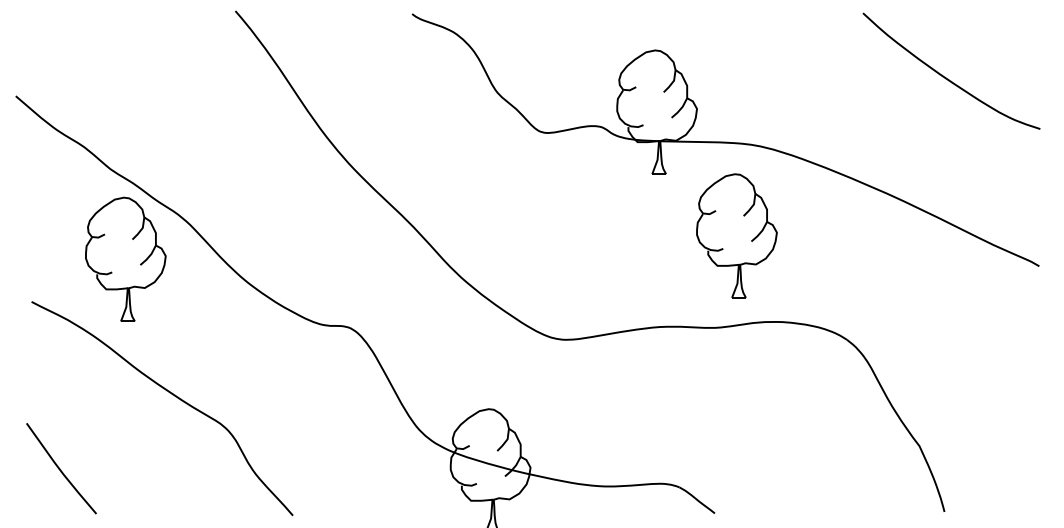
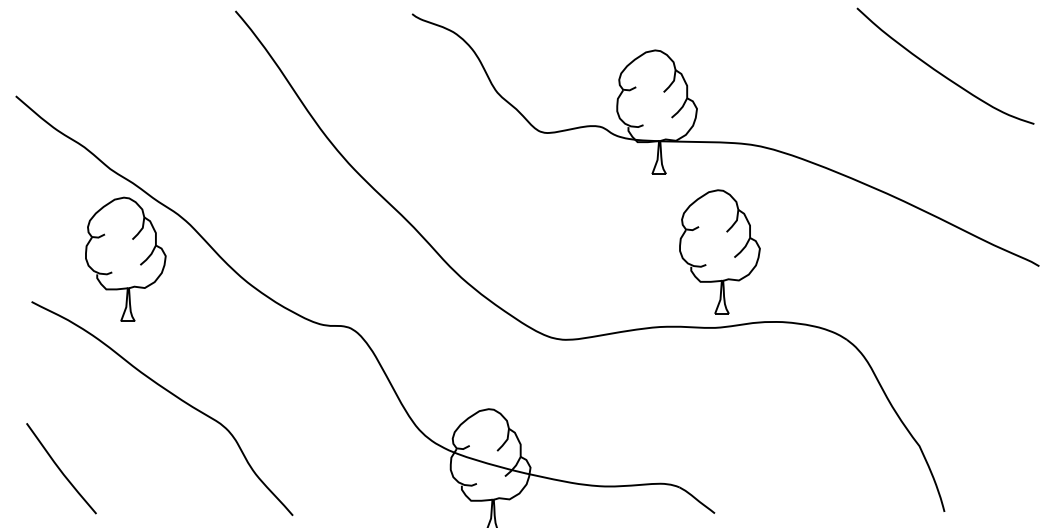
curve position: (945, 76) -> (939, 71) (939, 71)
part position: (736, 235) -> (719, 251) (719, 251)
